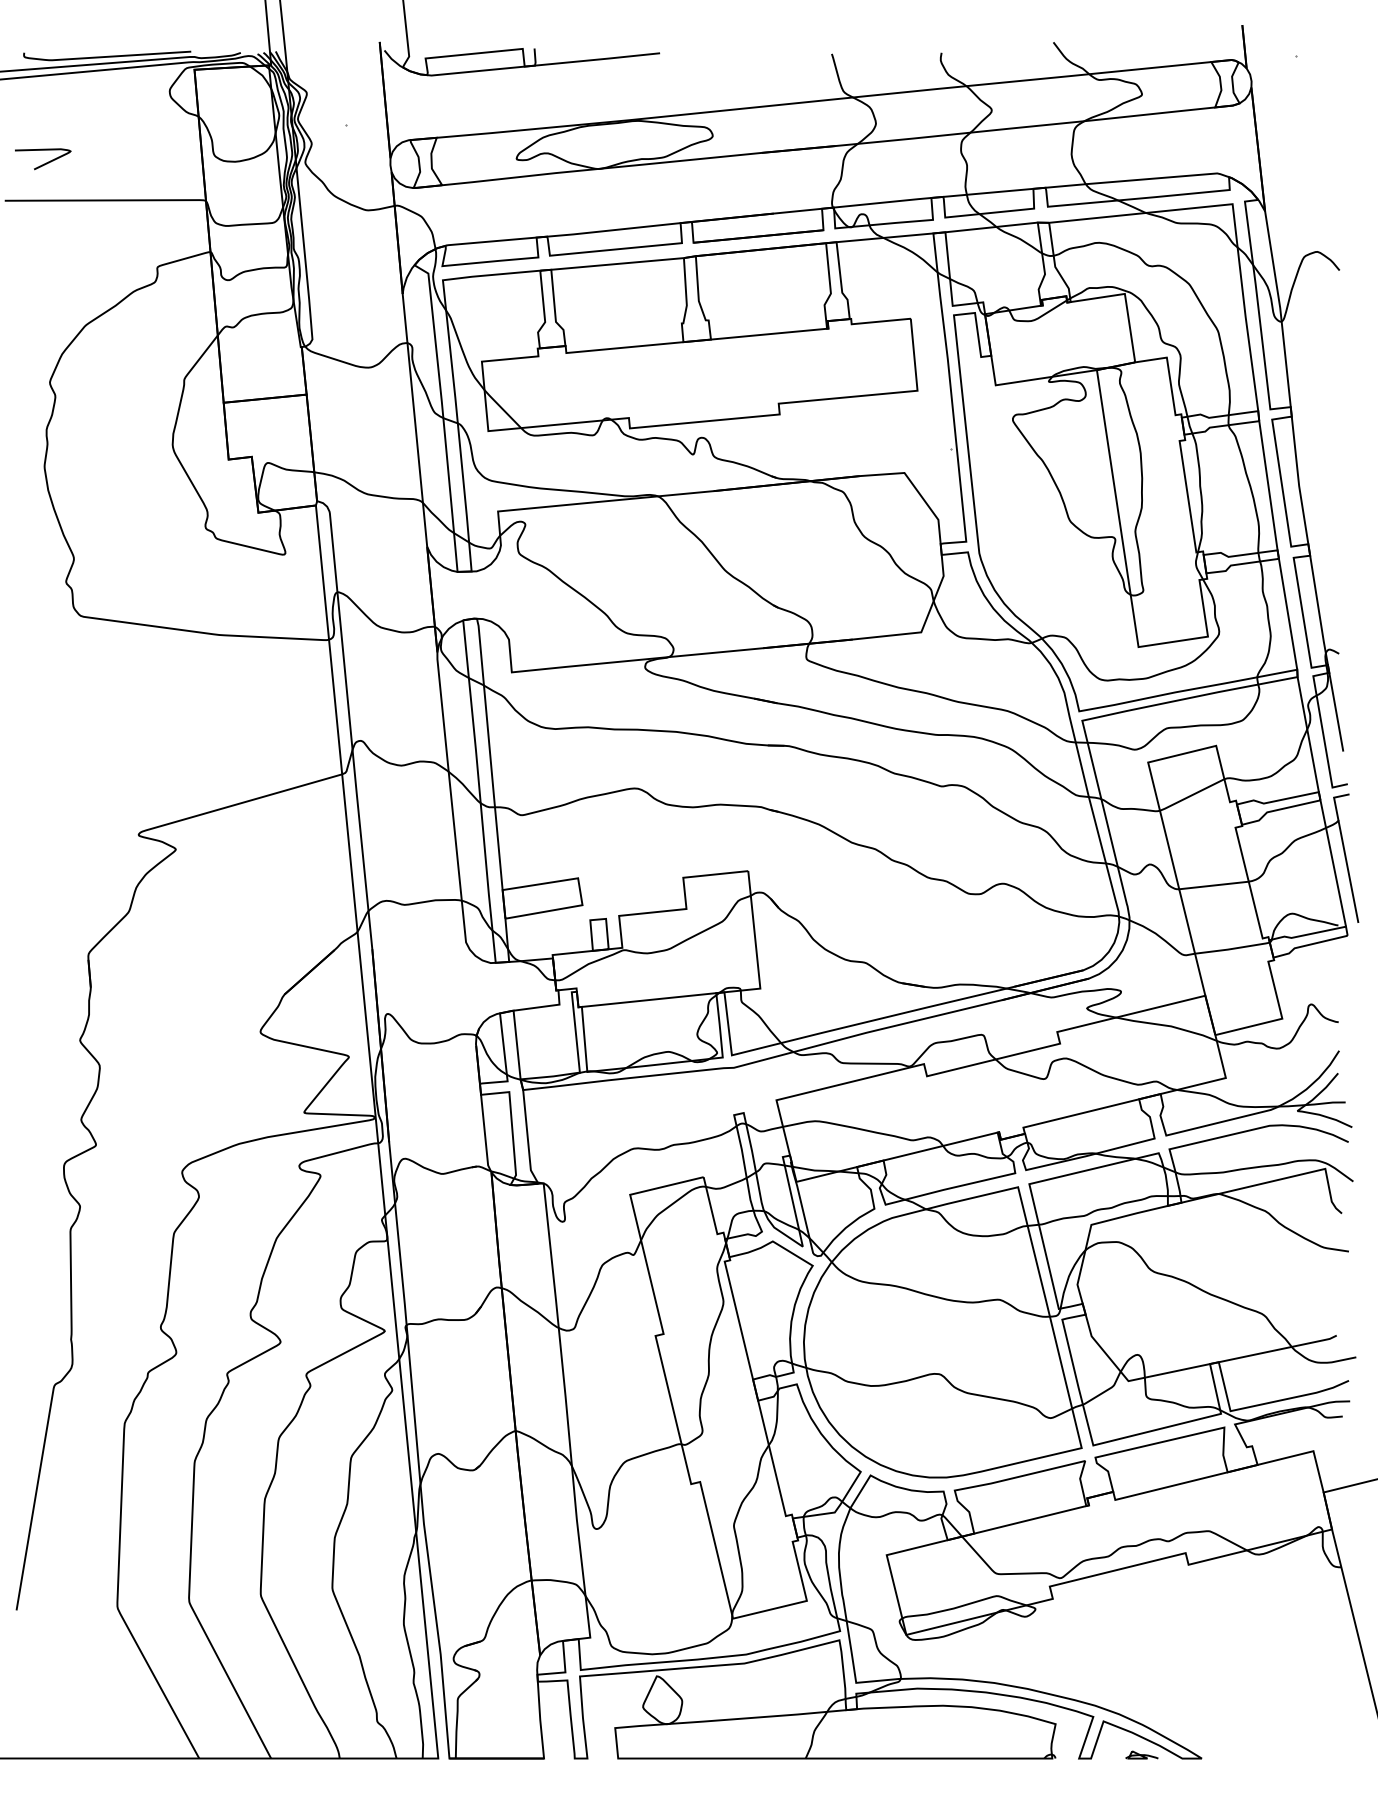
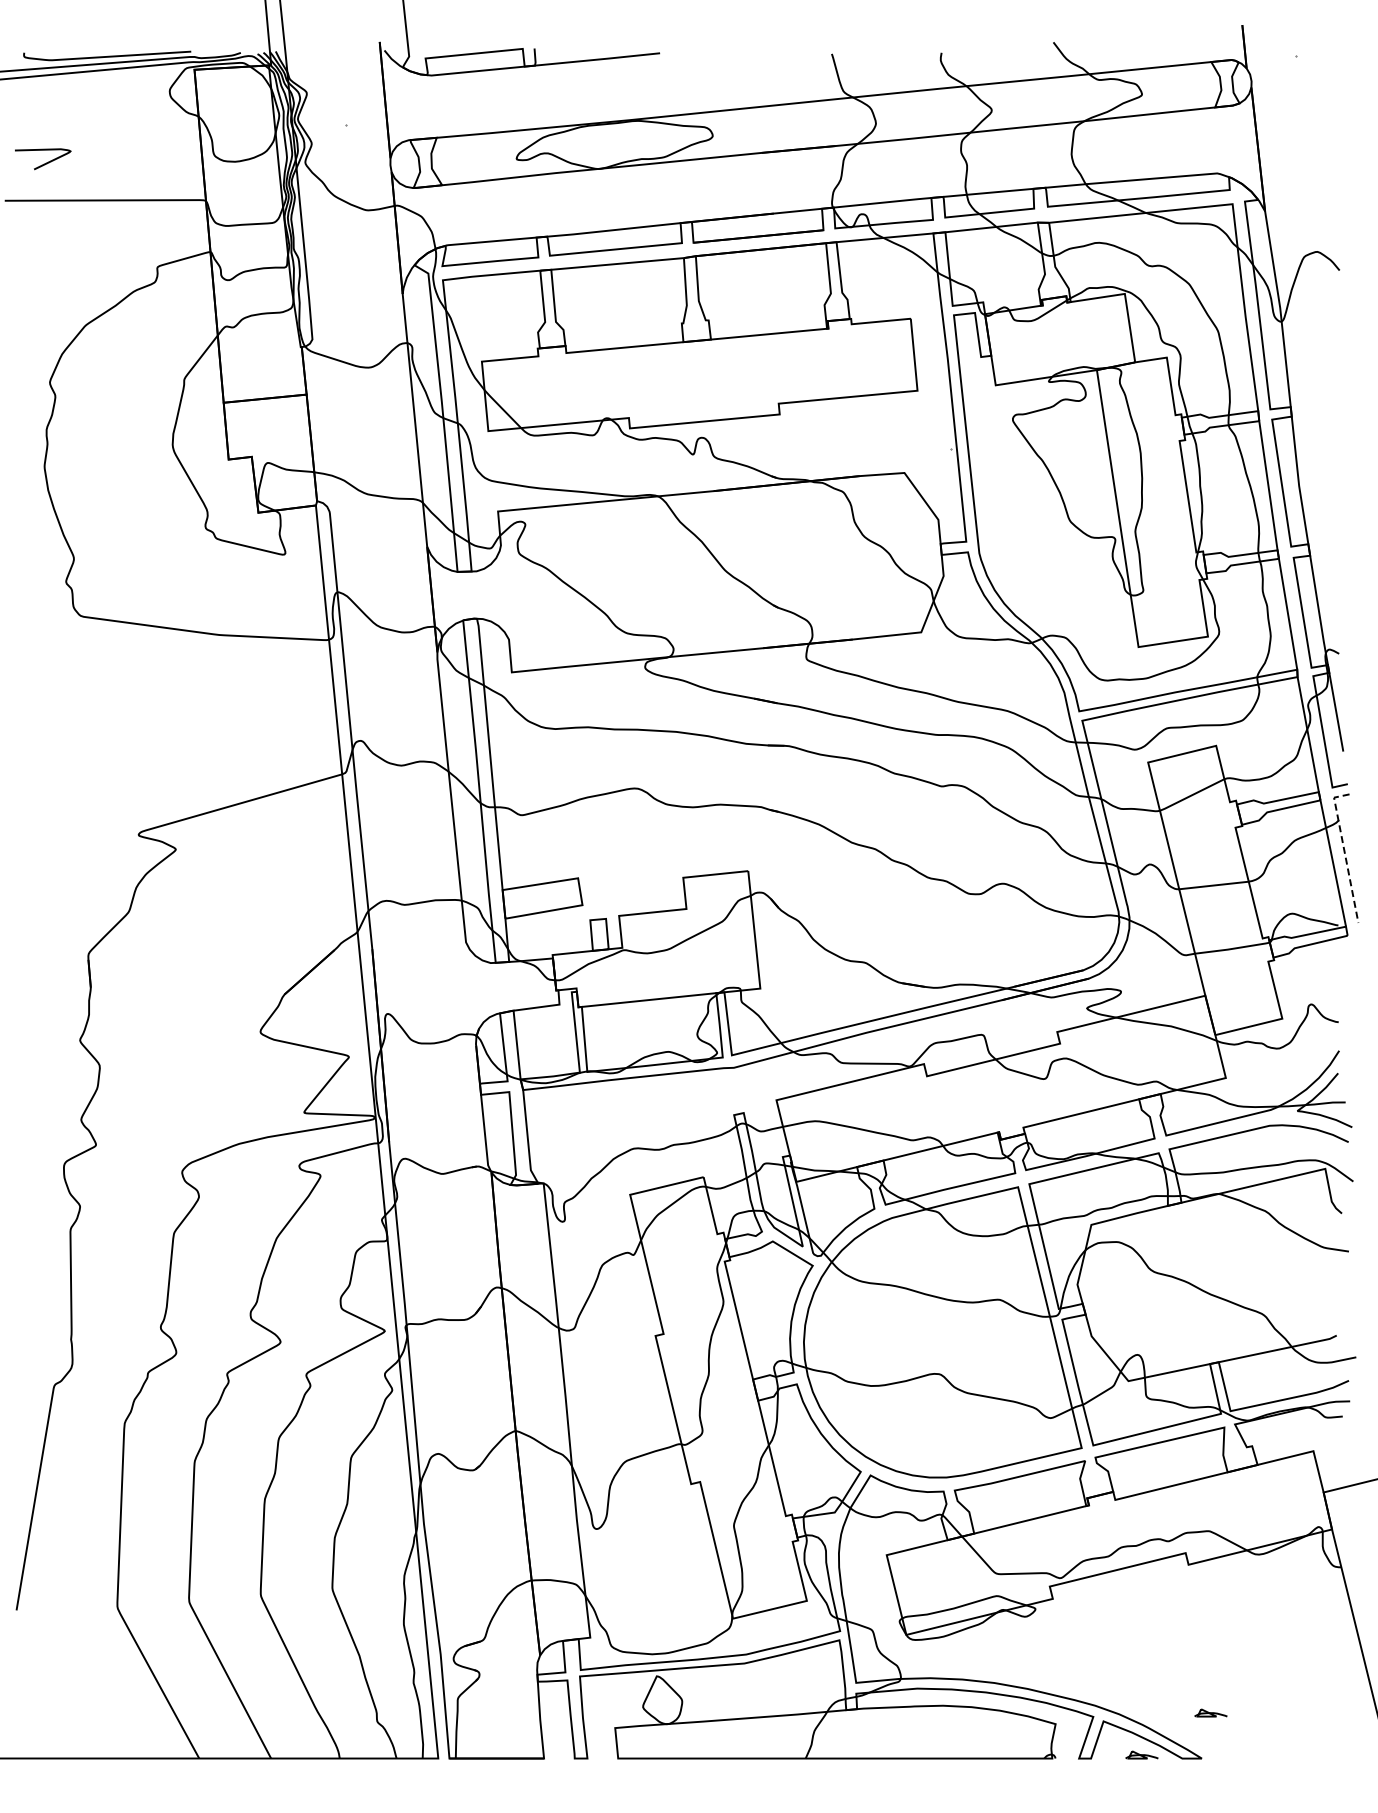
line: solid -> dashed (1344, 852)
part: none -> present (1210, 1712)
